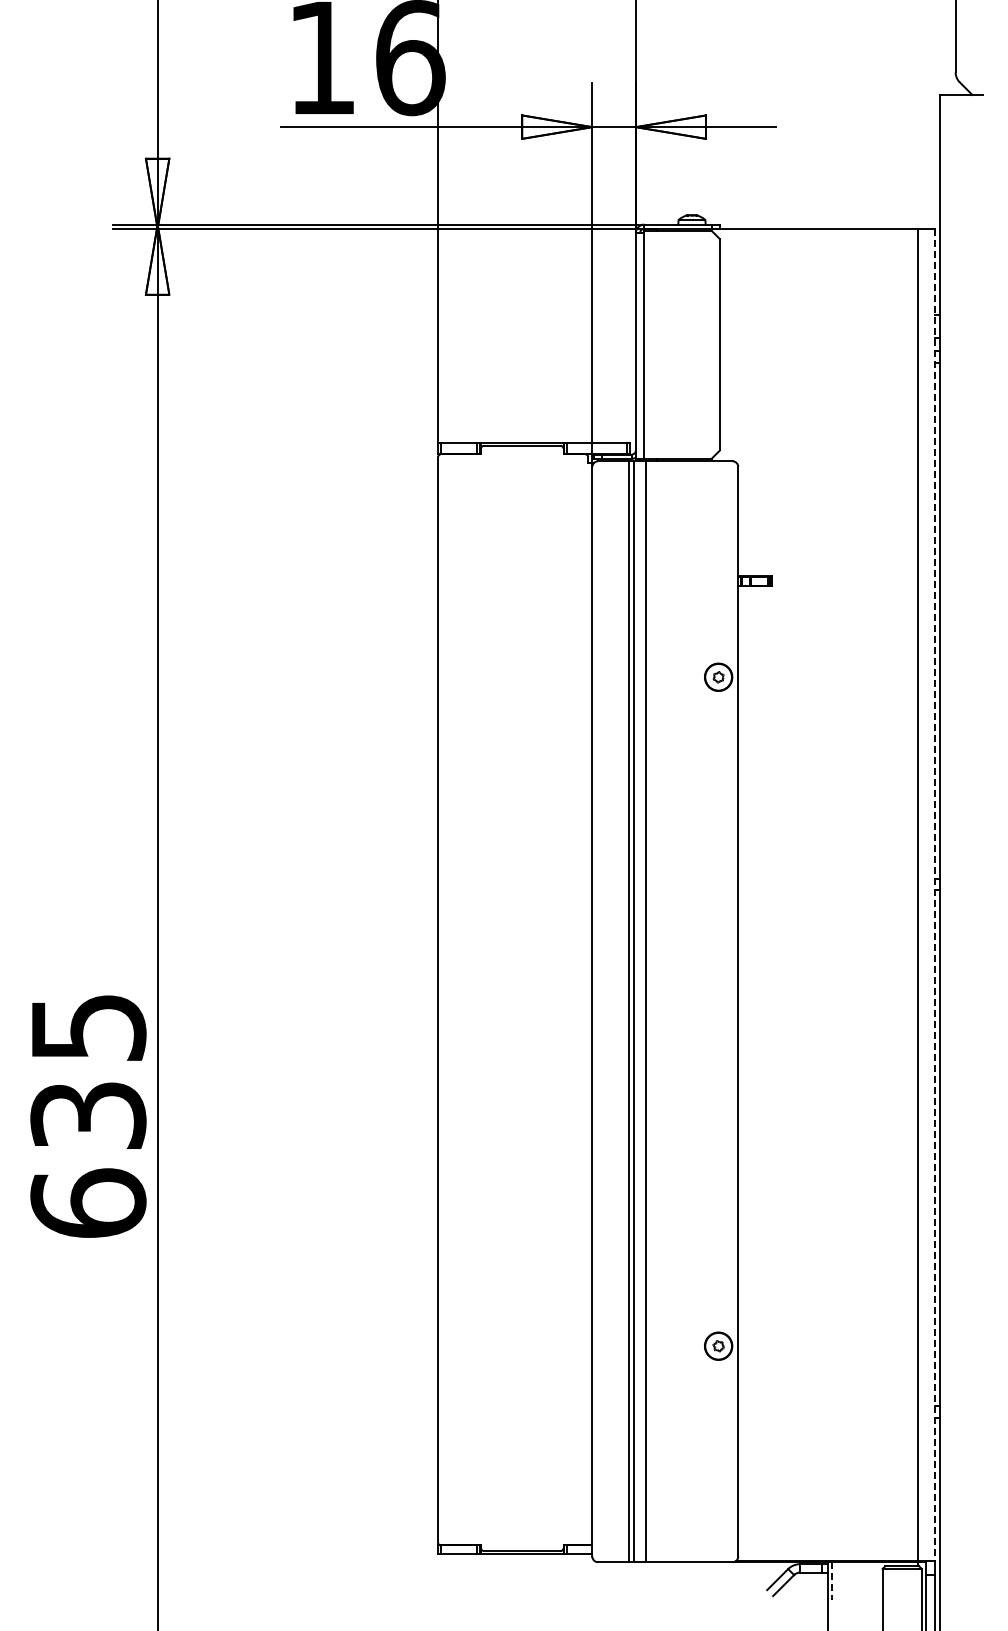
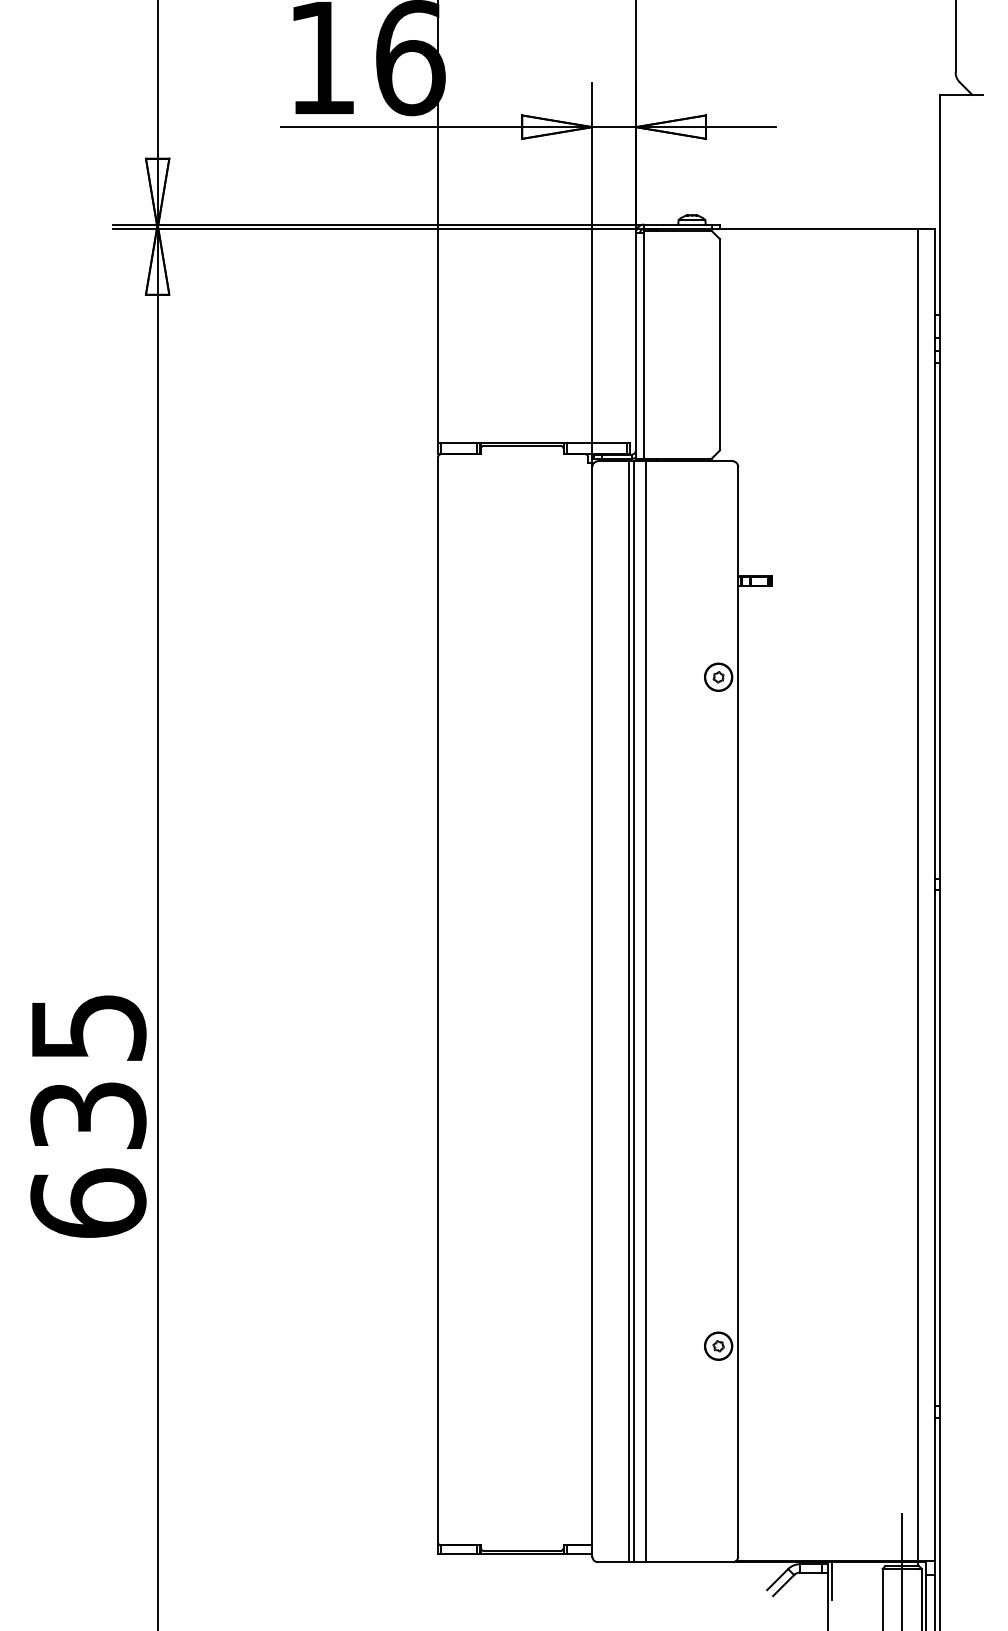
line: dashed -> solid (934, 895)
line: none -> present (902, 1569)
line: dashed -> solid (832, 1580)
